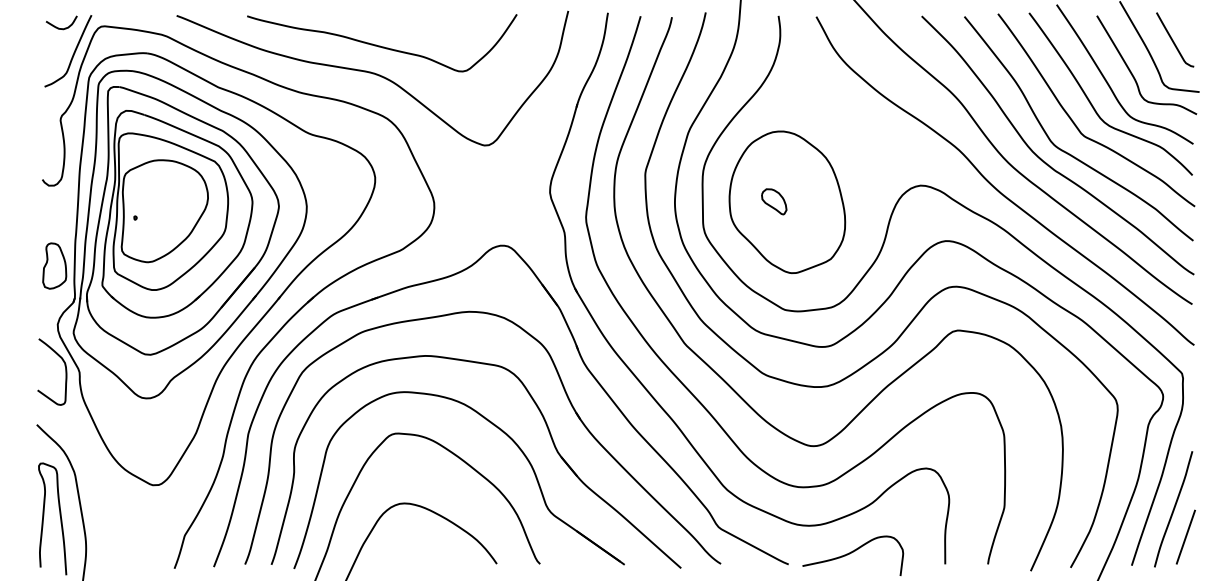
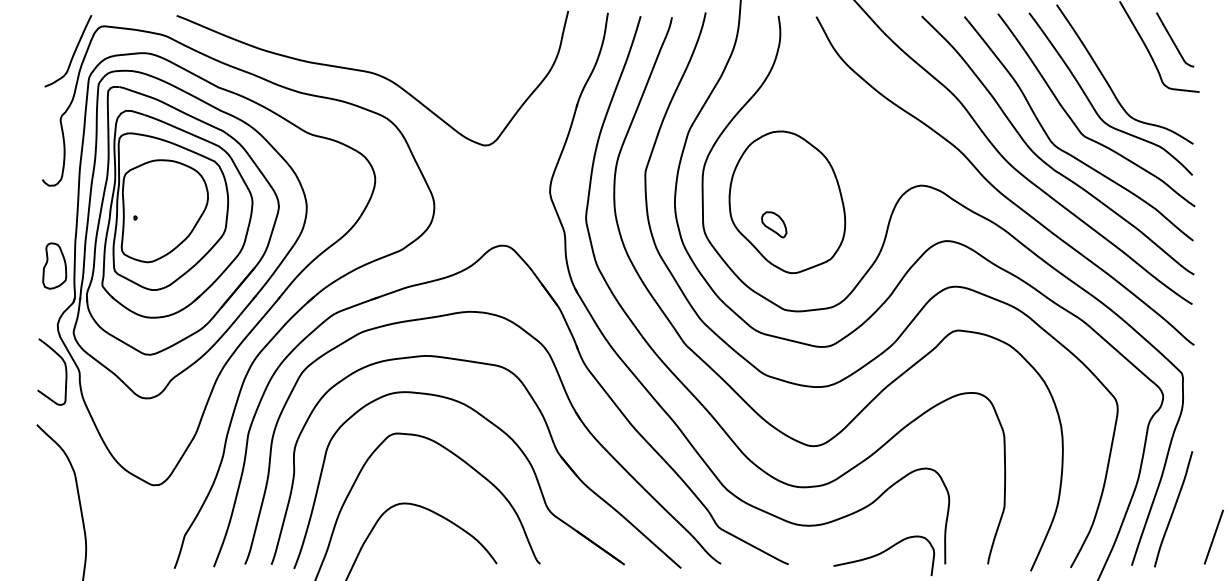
curve: present -> none (58, 27)
curve: present -> none (380, 45)
curve: present -> none (1133, 74)
part position: (774, 201) -> (774, 224) (774, 224)
curve: present -> none (59, 515)
line position: (1185, 536) -> (1213, 536) (1213, 536)
curve position: (851, 553) -> (882, 553) (882, 553)
